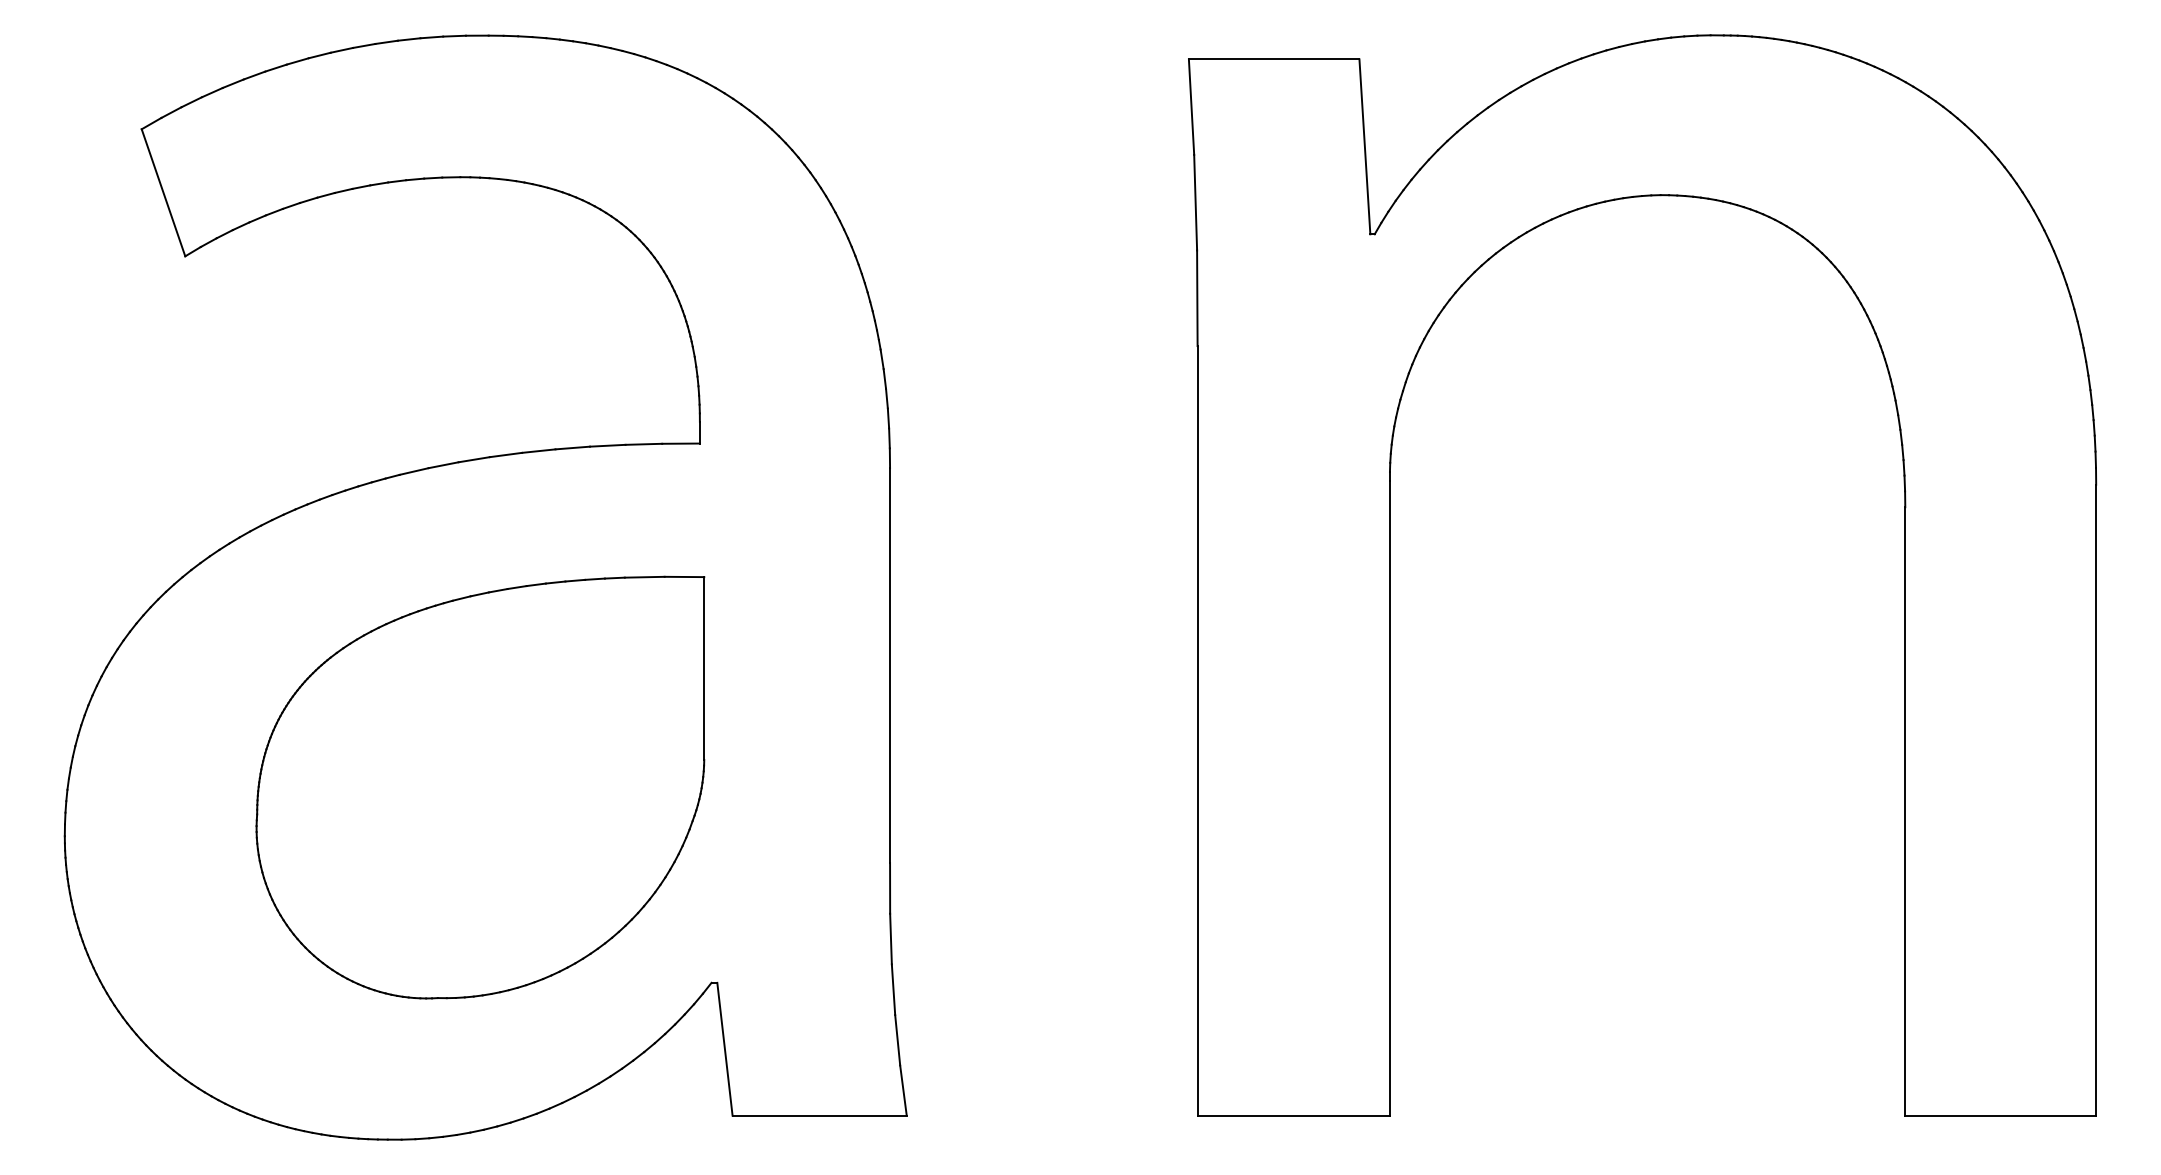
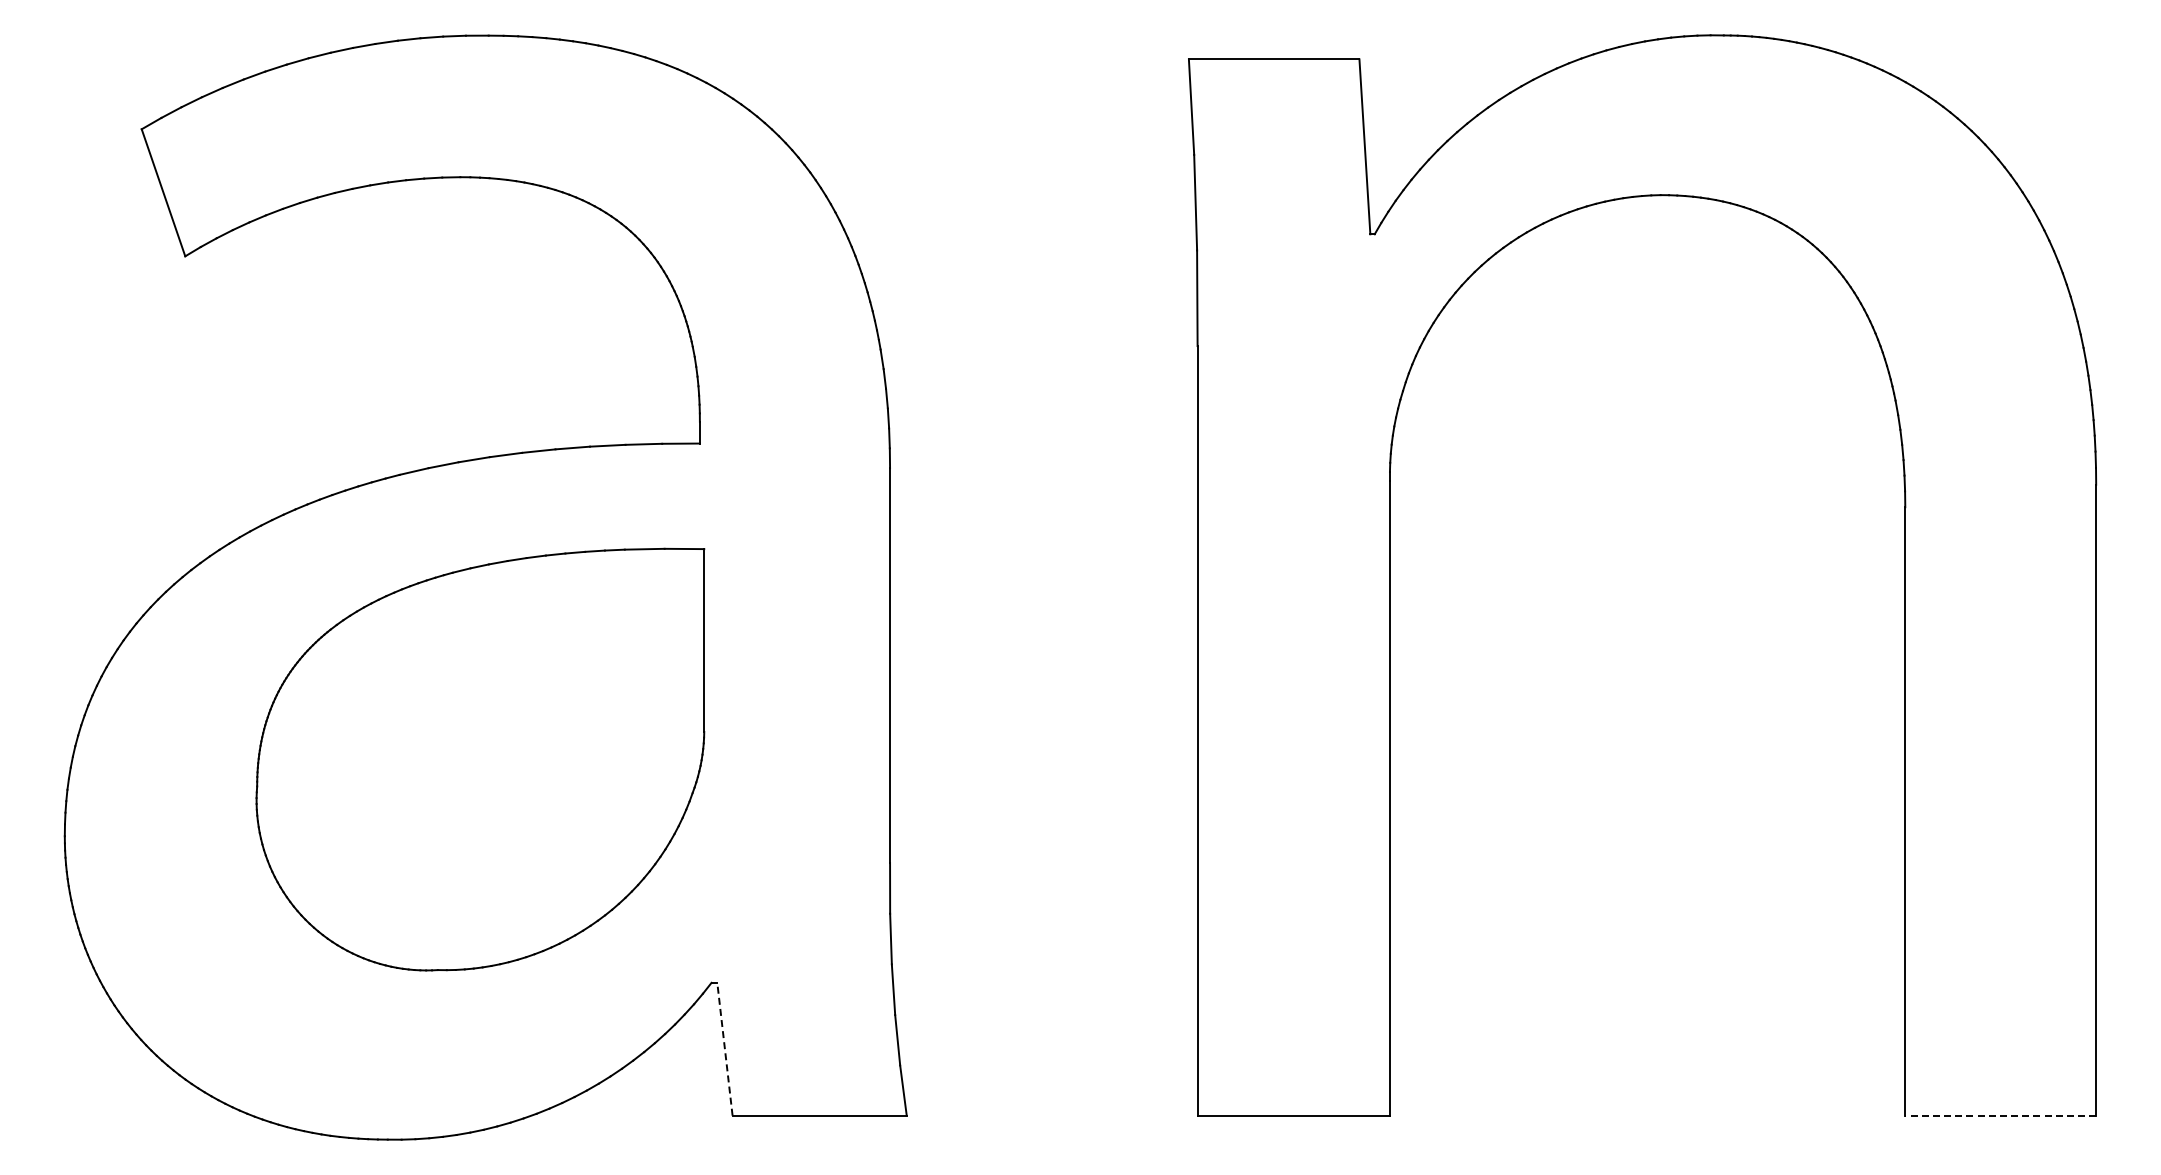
part position: (480, 787) -> (480, 759) (480, 759)
line: solid -> dashed (724, 1049)
line: solid -> dashed (2000, 1116)
